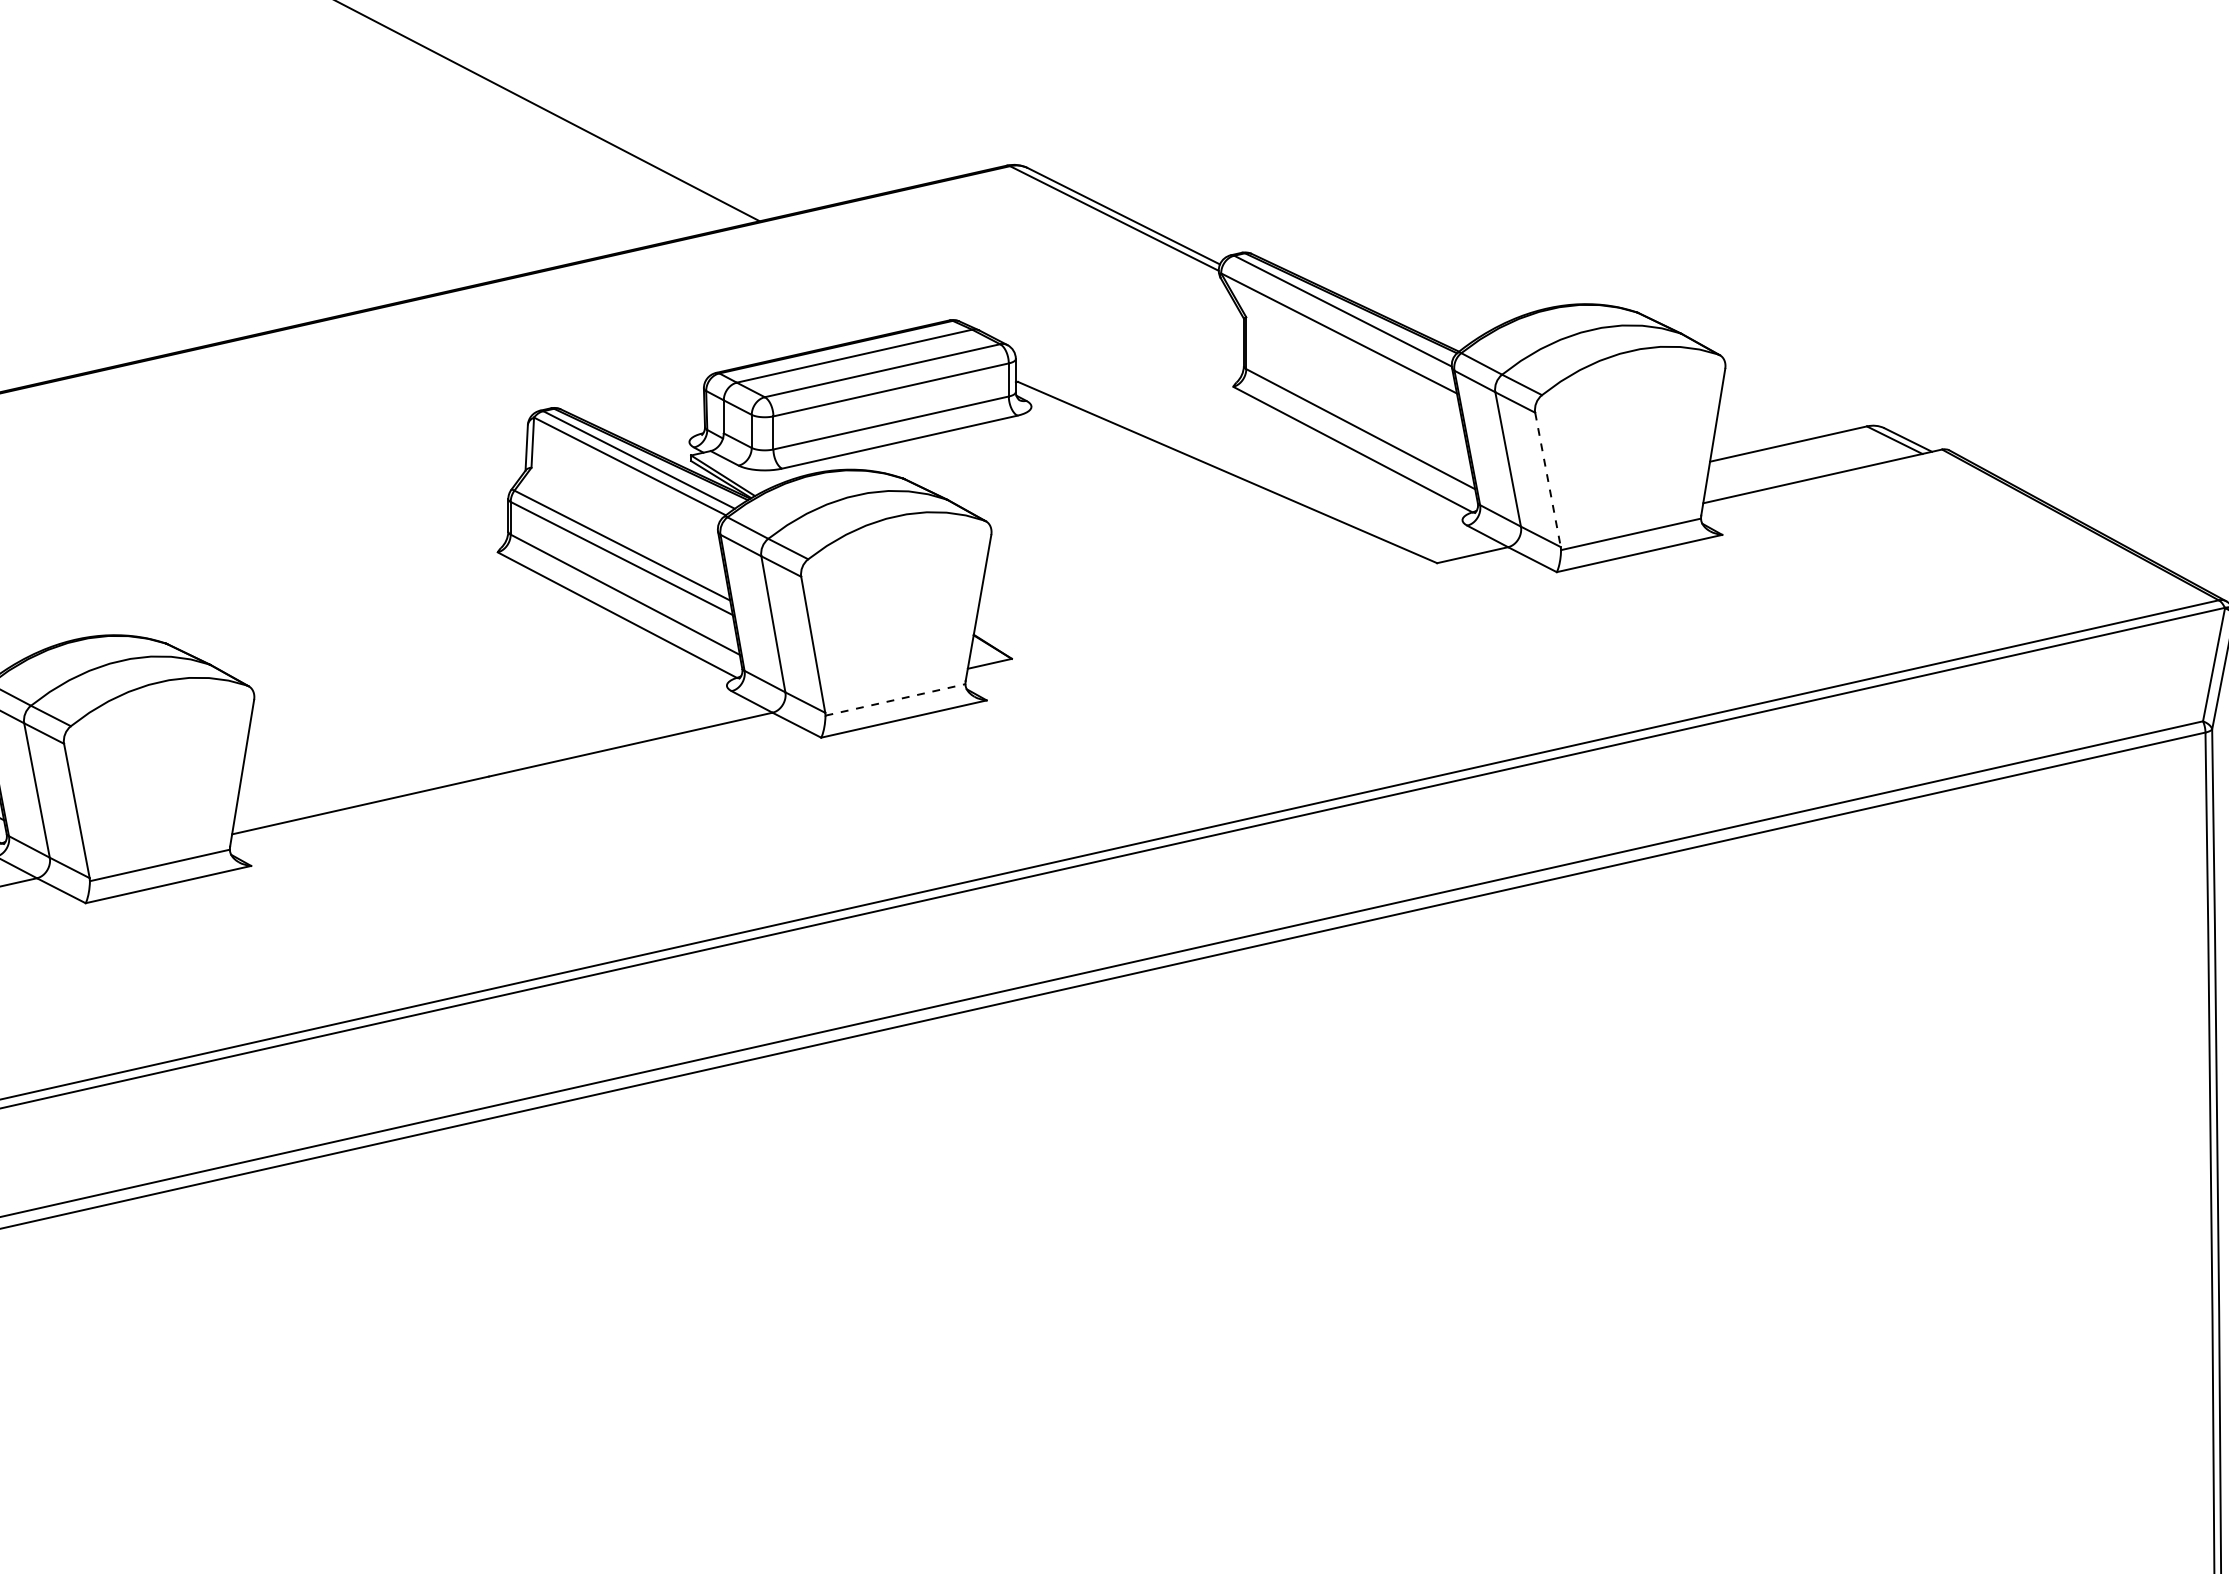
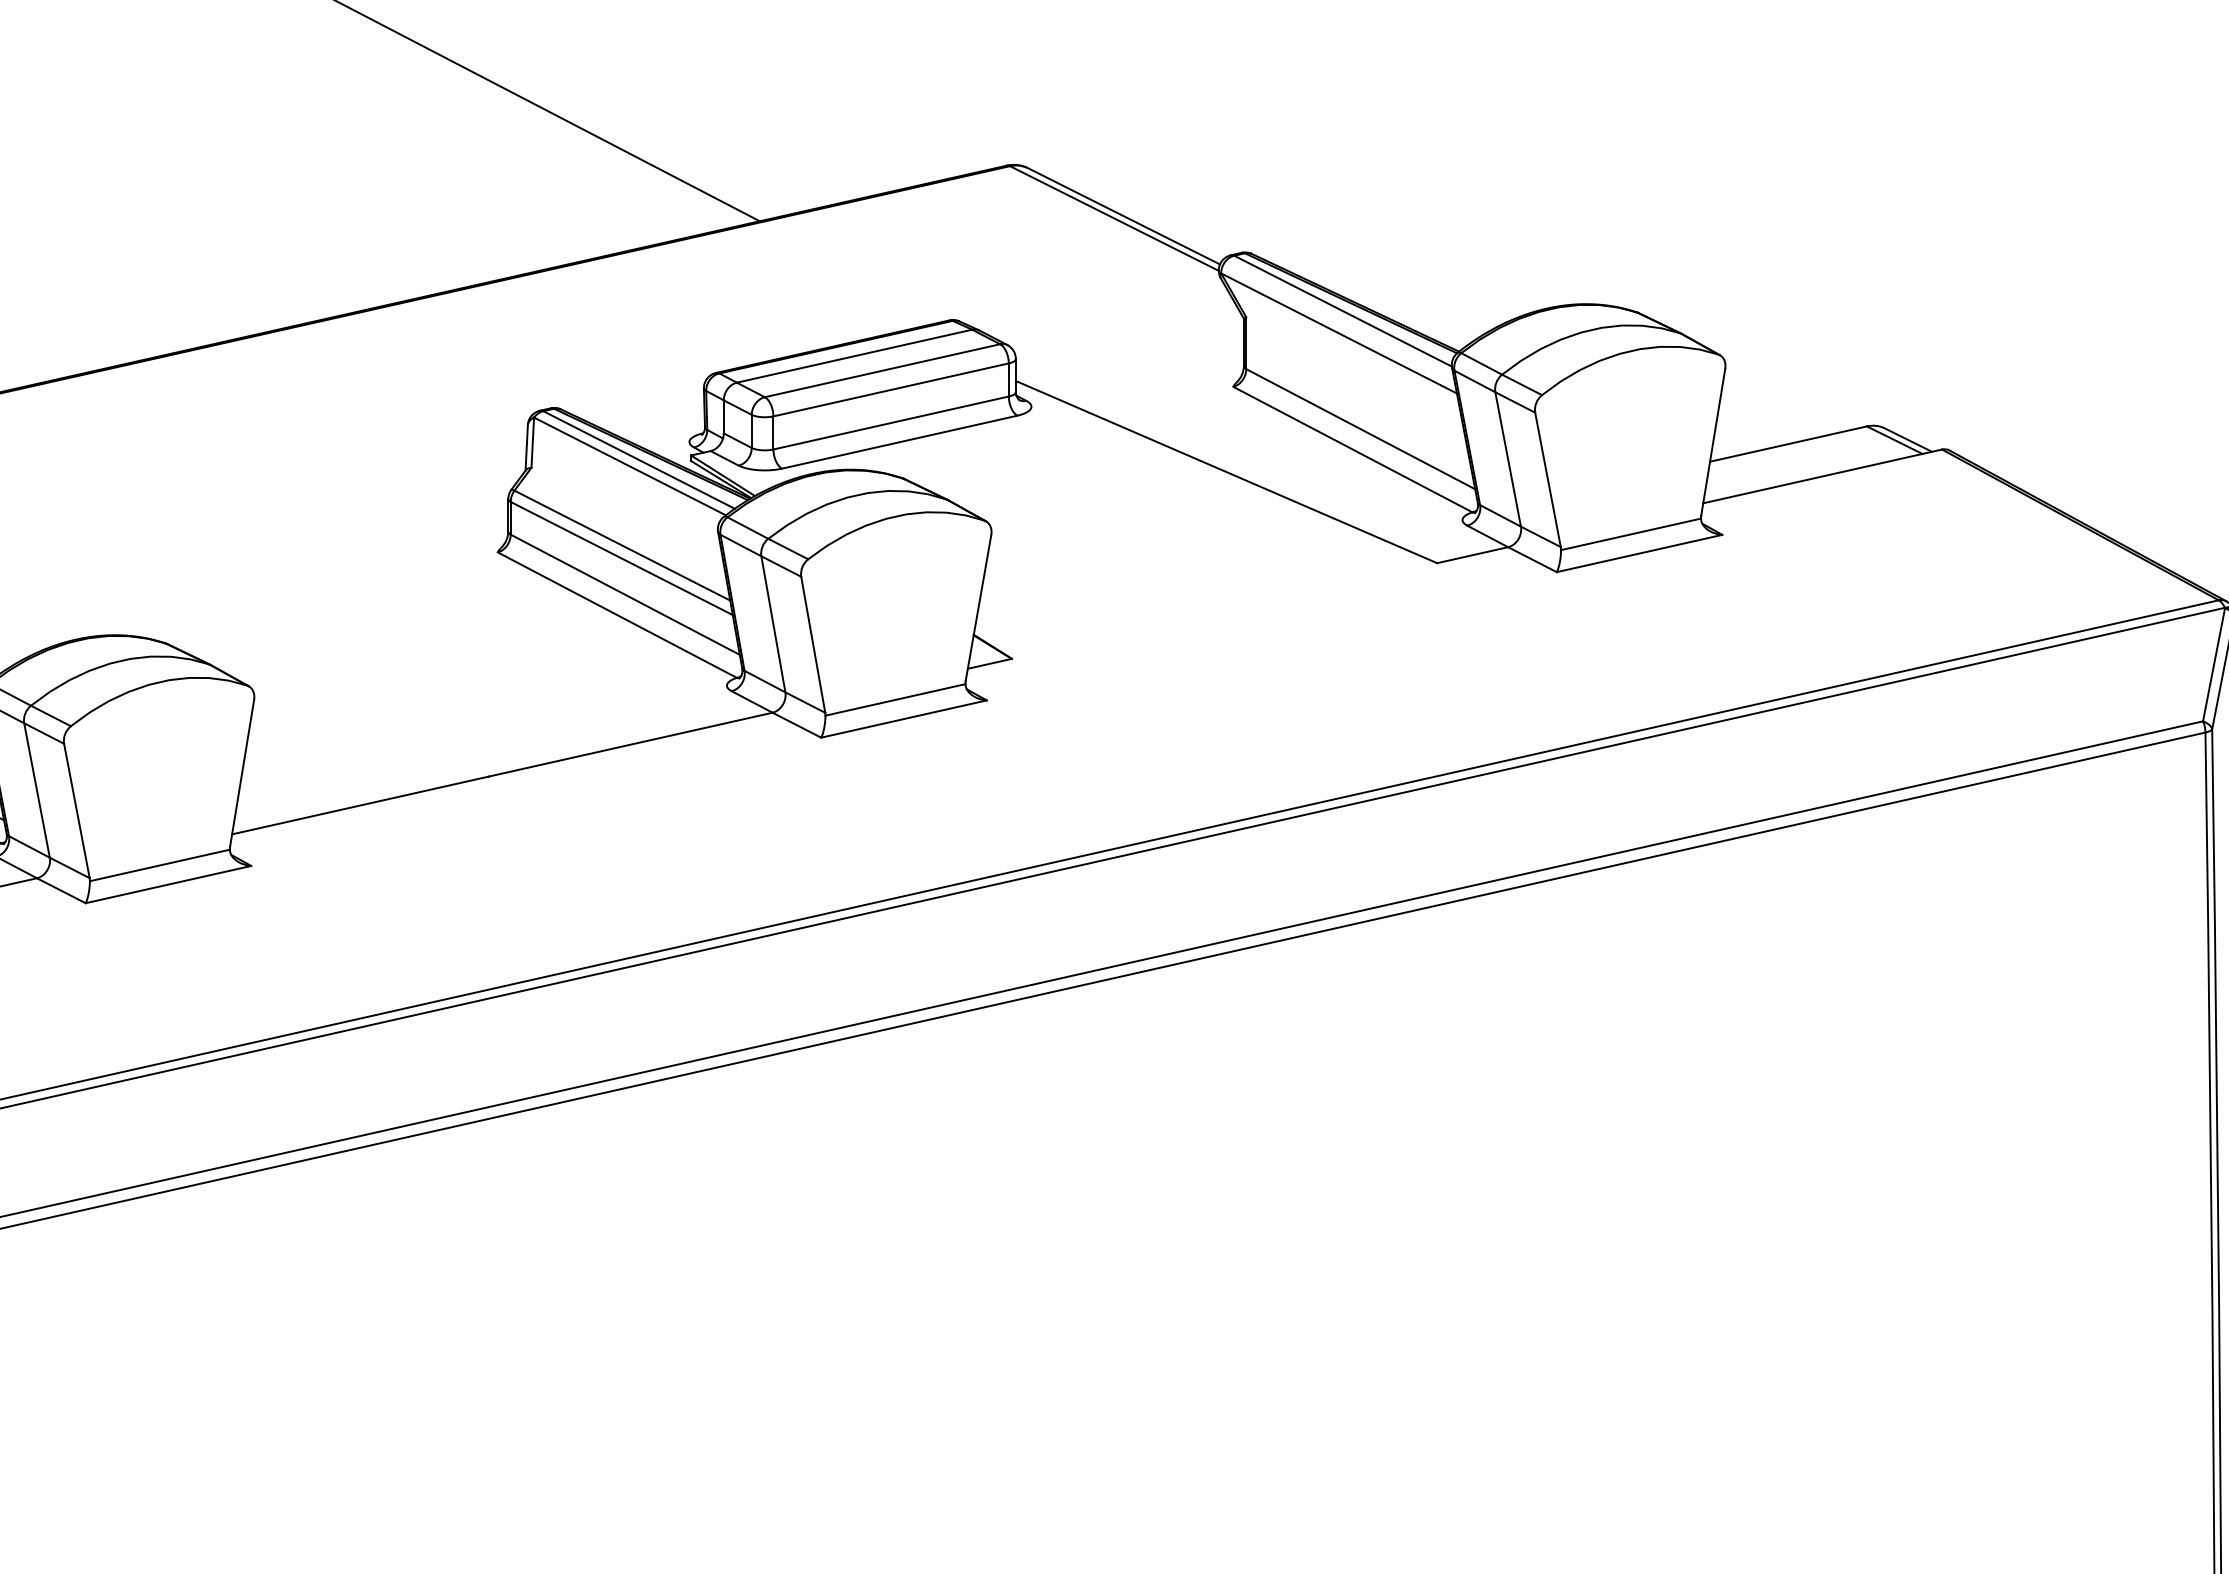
line: dashed -> solid (1548, 480)
line: dashed -> solid (895, 699)
